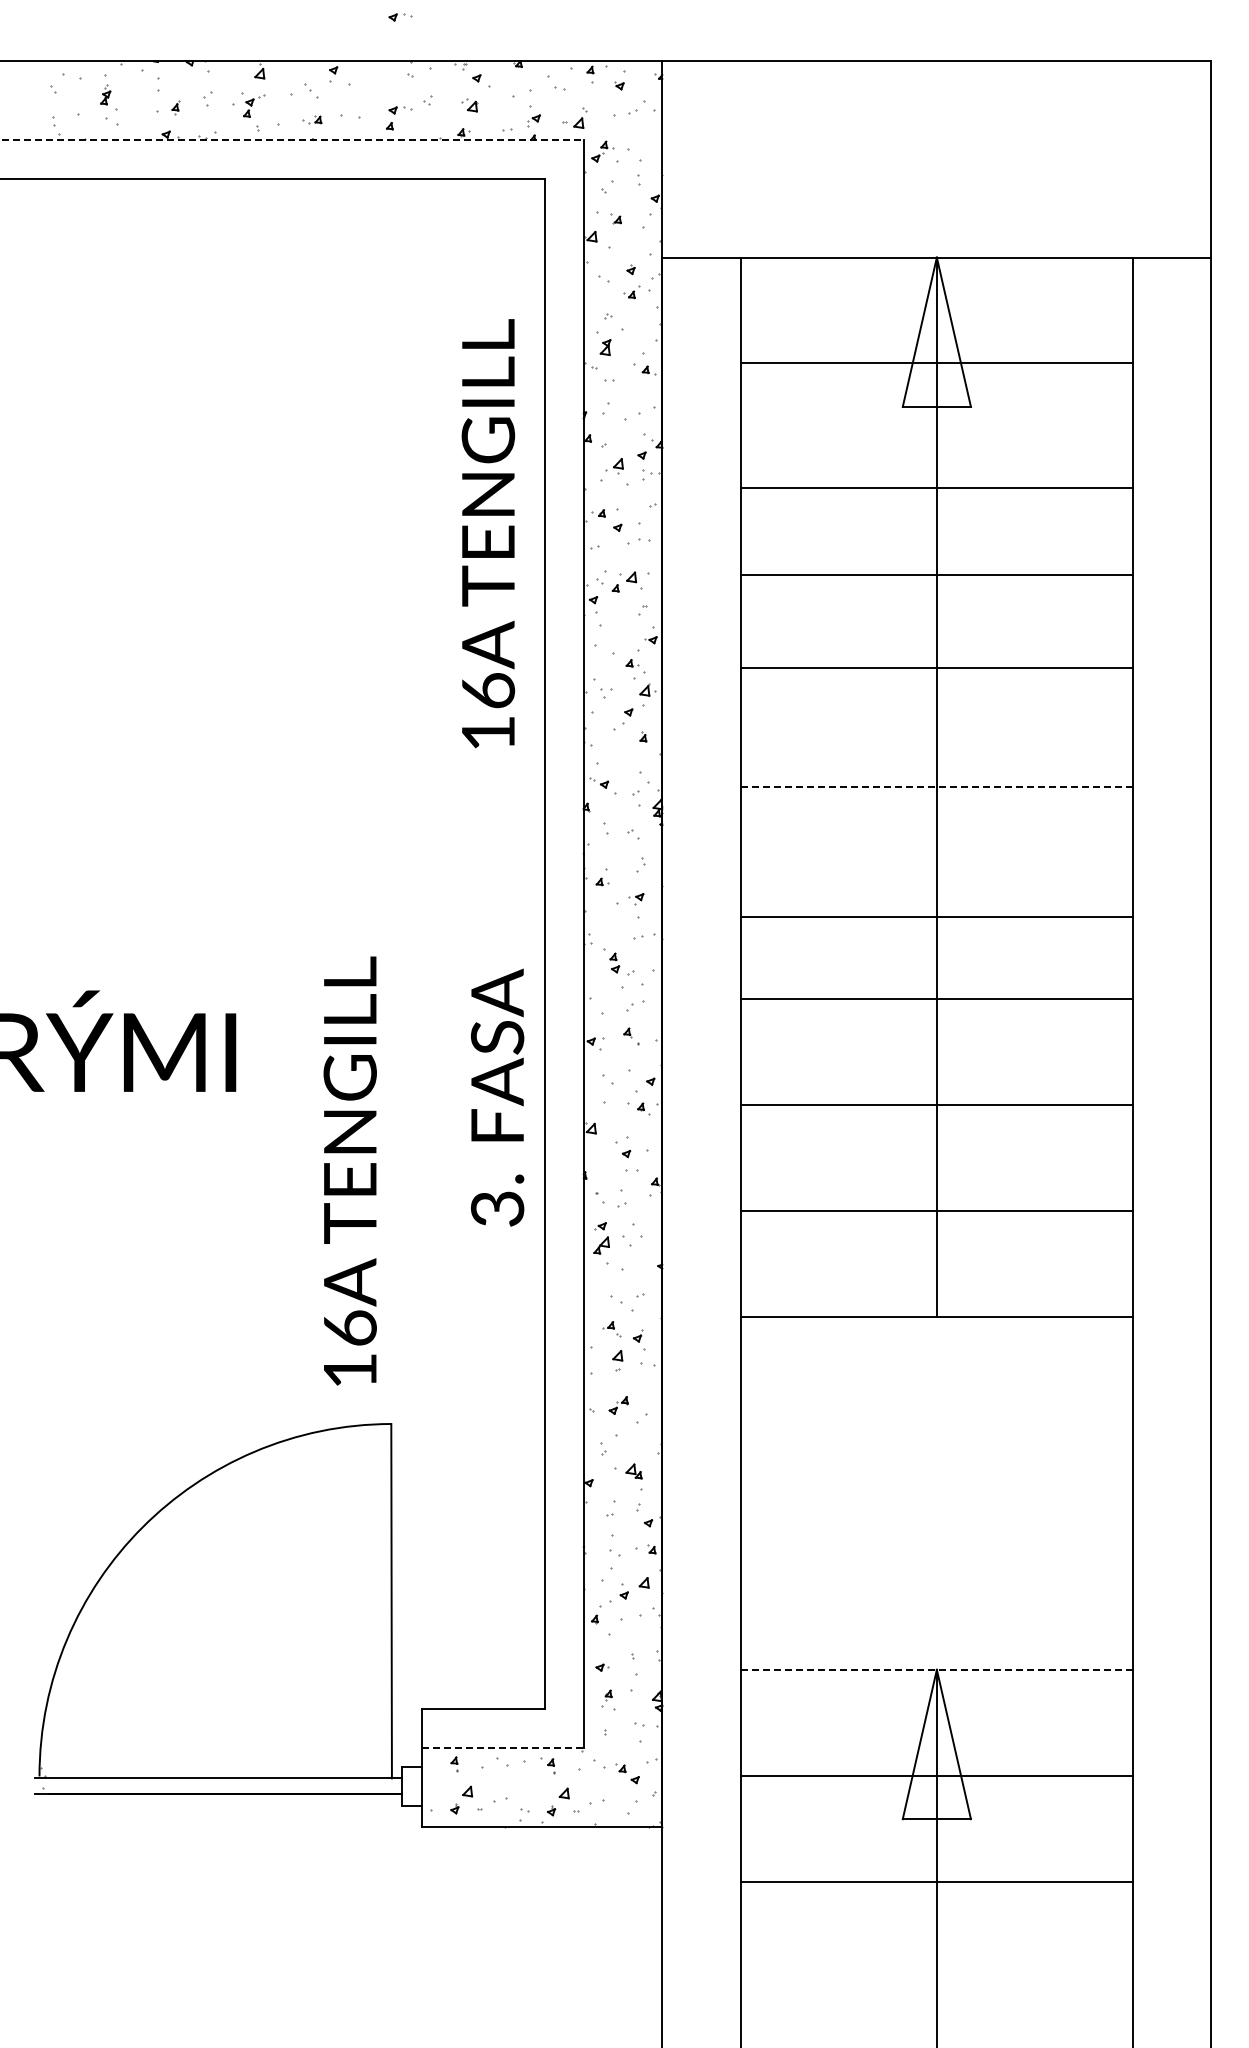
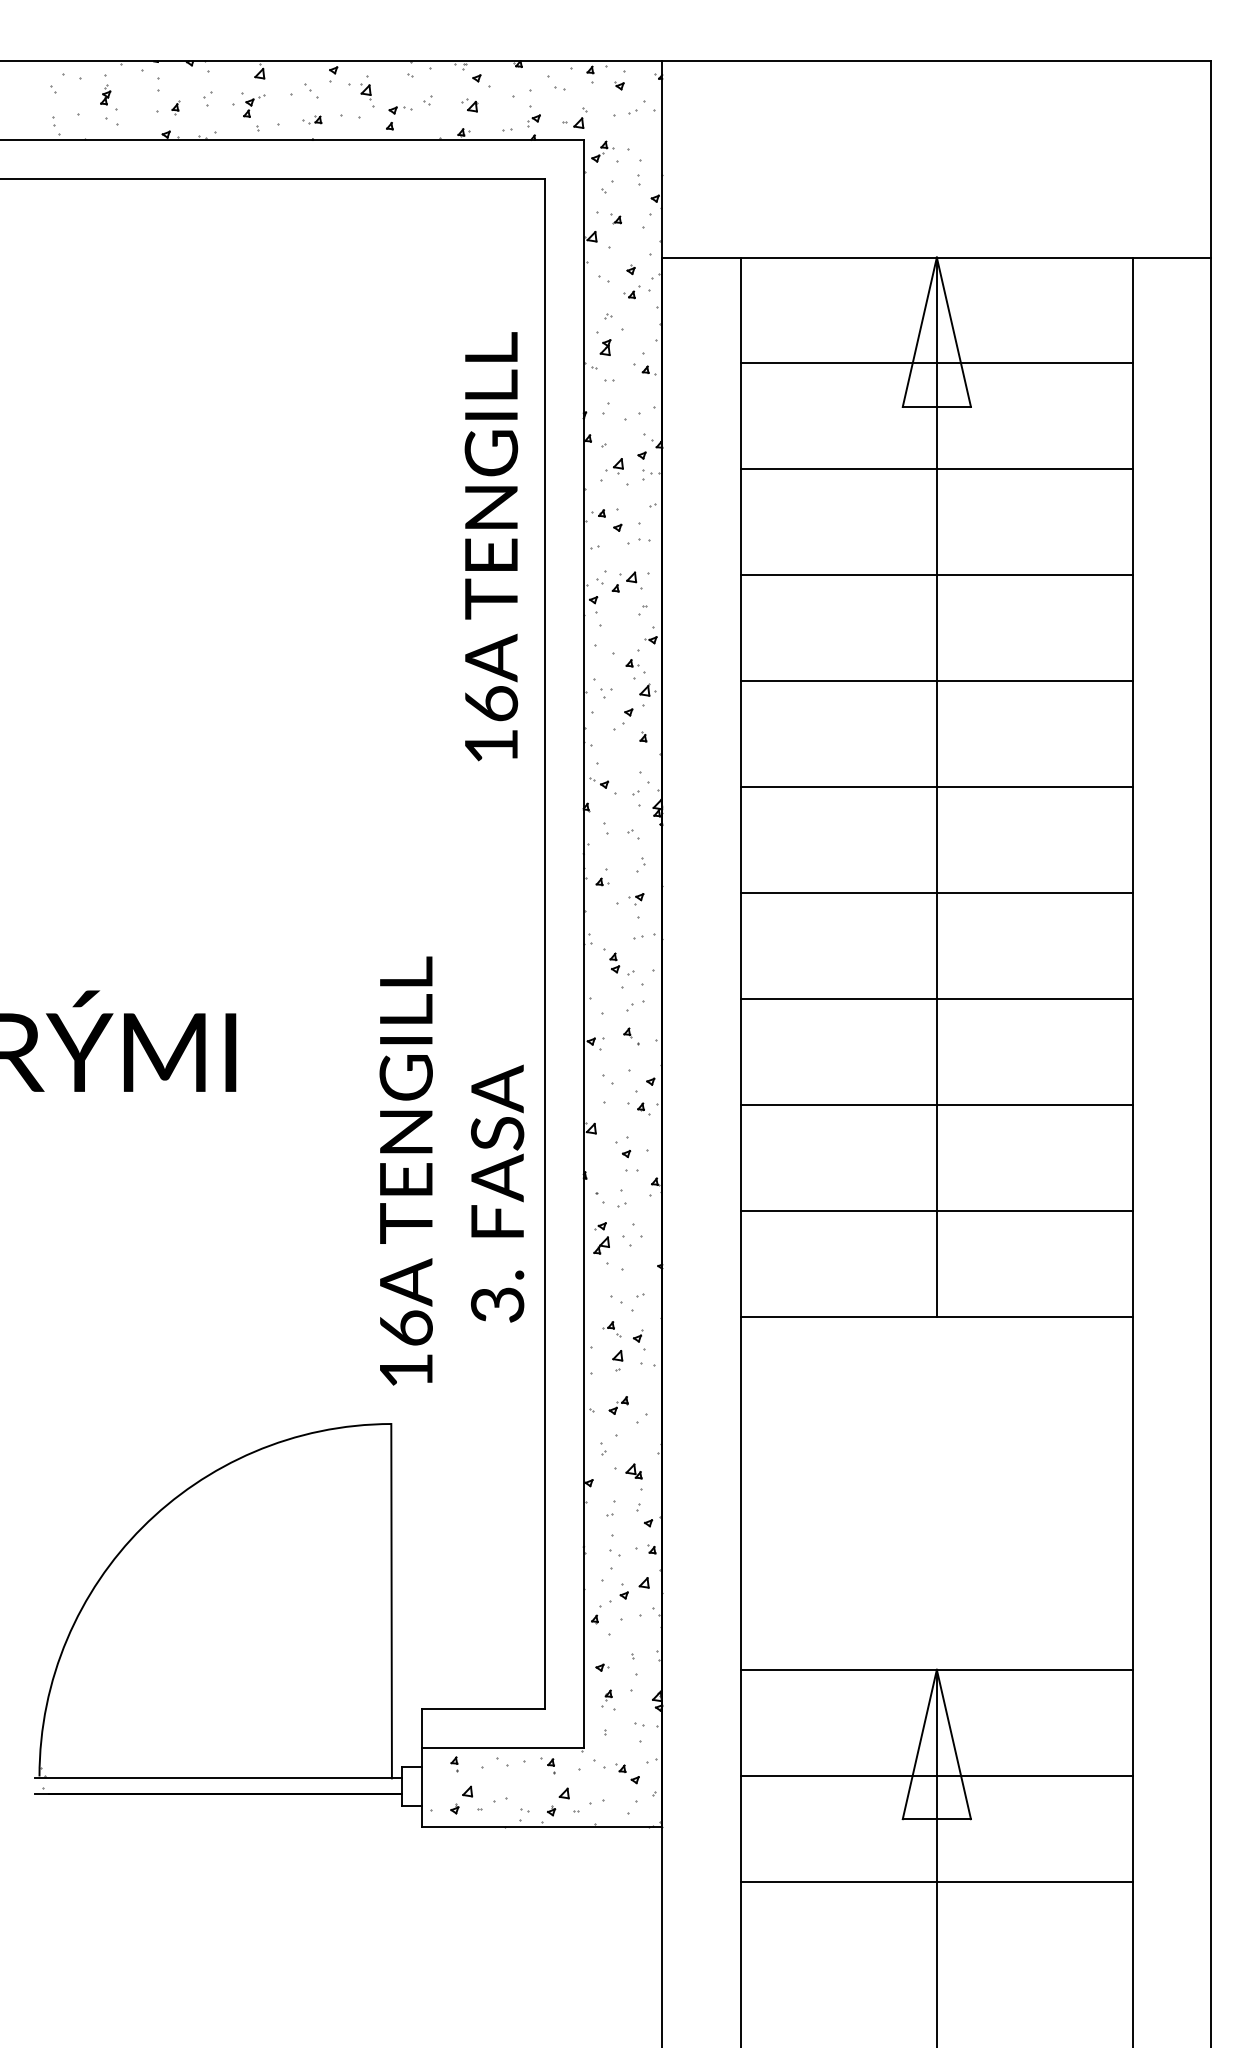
part: present -> none (400, 17)
part: none -> present (367, 91)
line: dashed -> solid (291, 139)
line position: (936, 488) -> (936, 469) (936, 469)
text position: (488, 533) -> (491, 546) (491, 546)
line position: (936, 668) -> (936, 681) (936, 681)
line: dashed -> solid (937, 787)
line position: (936, 917) -> (936, 893) (936, 893)
text position: (497, 1097) -> (497, 1193) (497, 1193)
text position: (349, 1170) -> (405, 1170) (405, 1170)
line: dashed -> solid (937, 1669)
line: dashed -> solid (502, 1748)
